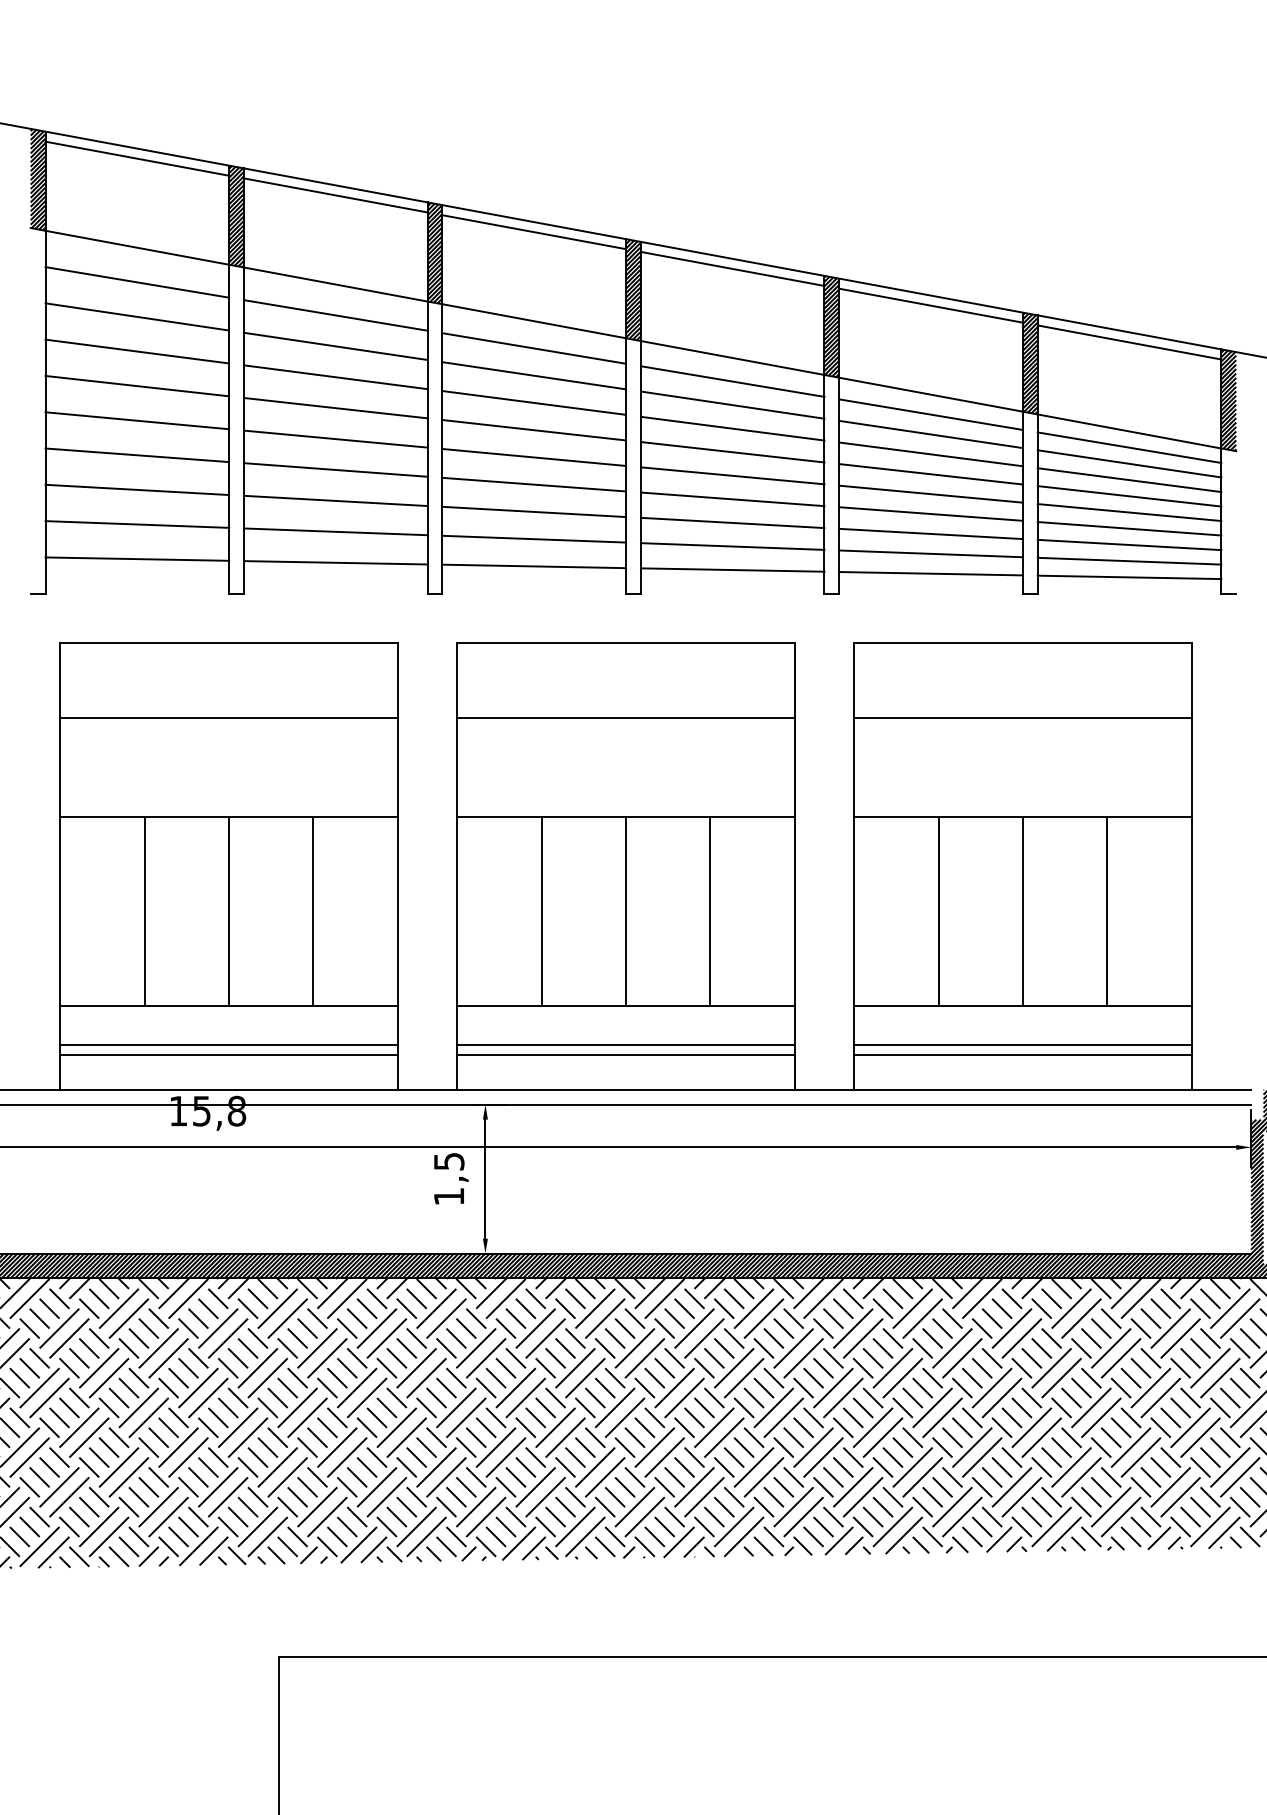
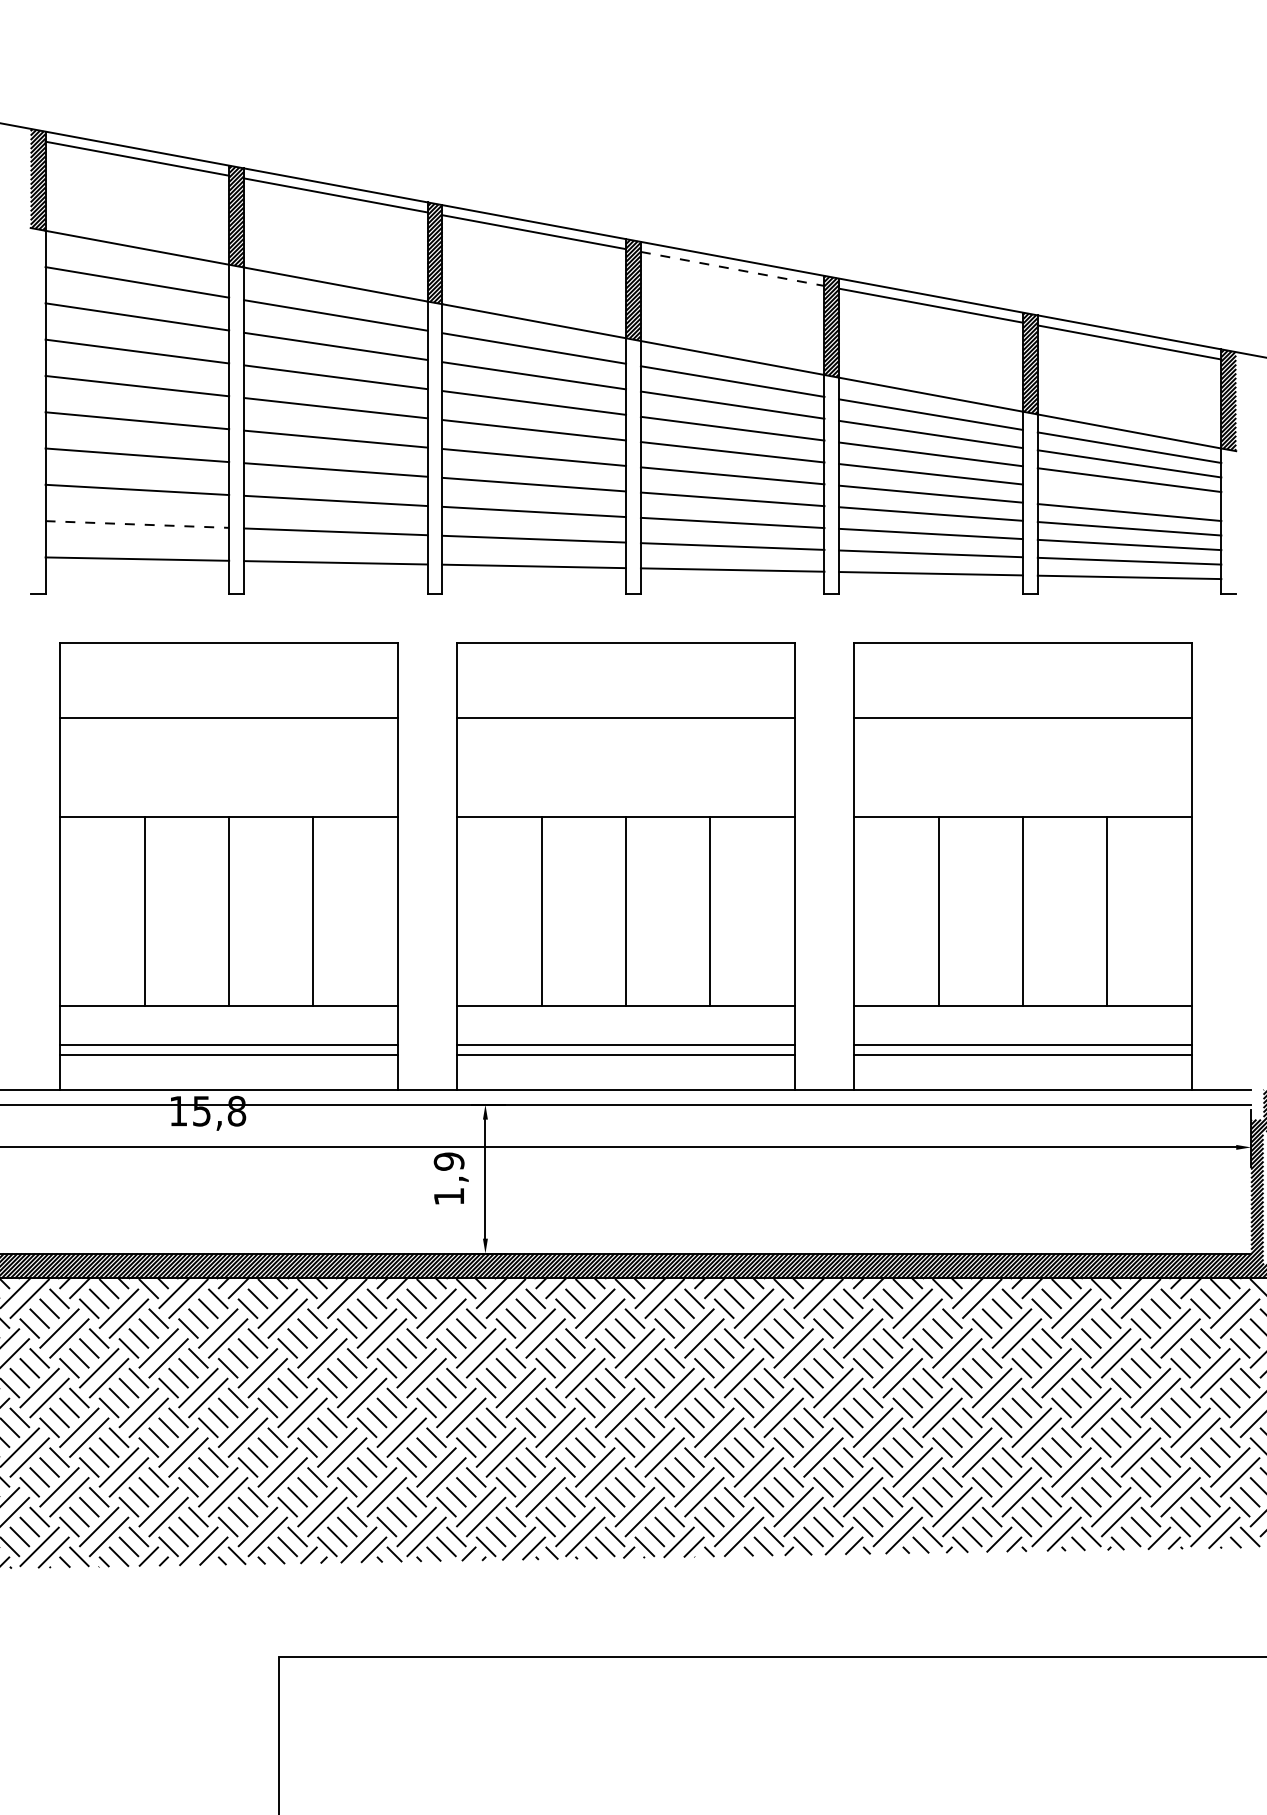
line: solid -> dashed (733, 269)
line: present -> none (1129, 496)
line: solid -> dashed (137, 524)
text: 1,5 -> 1,9 (448, 1161)
